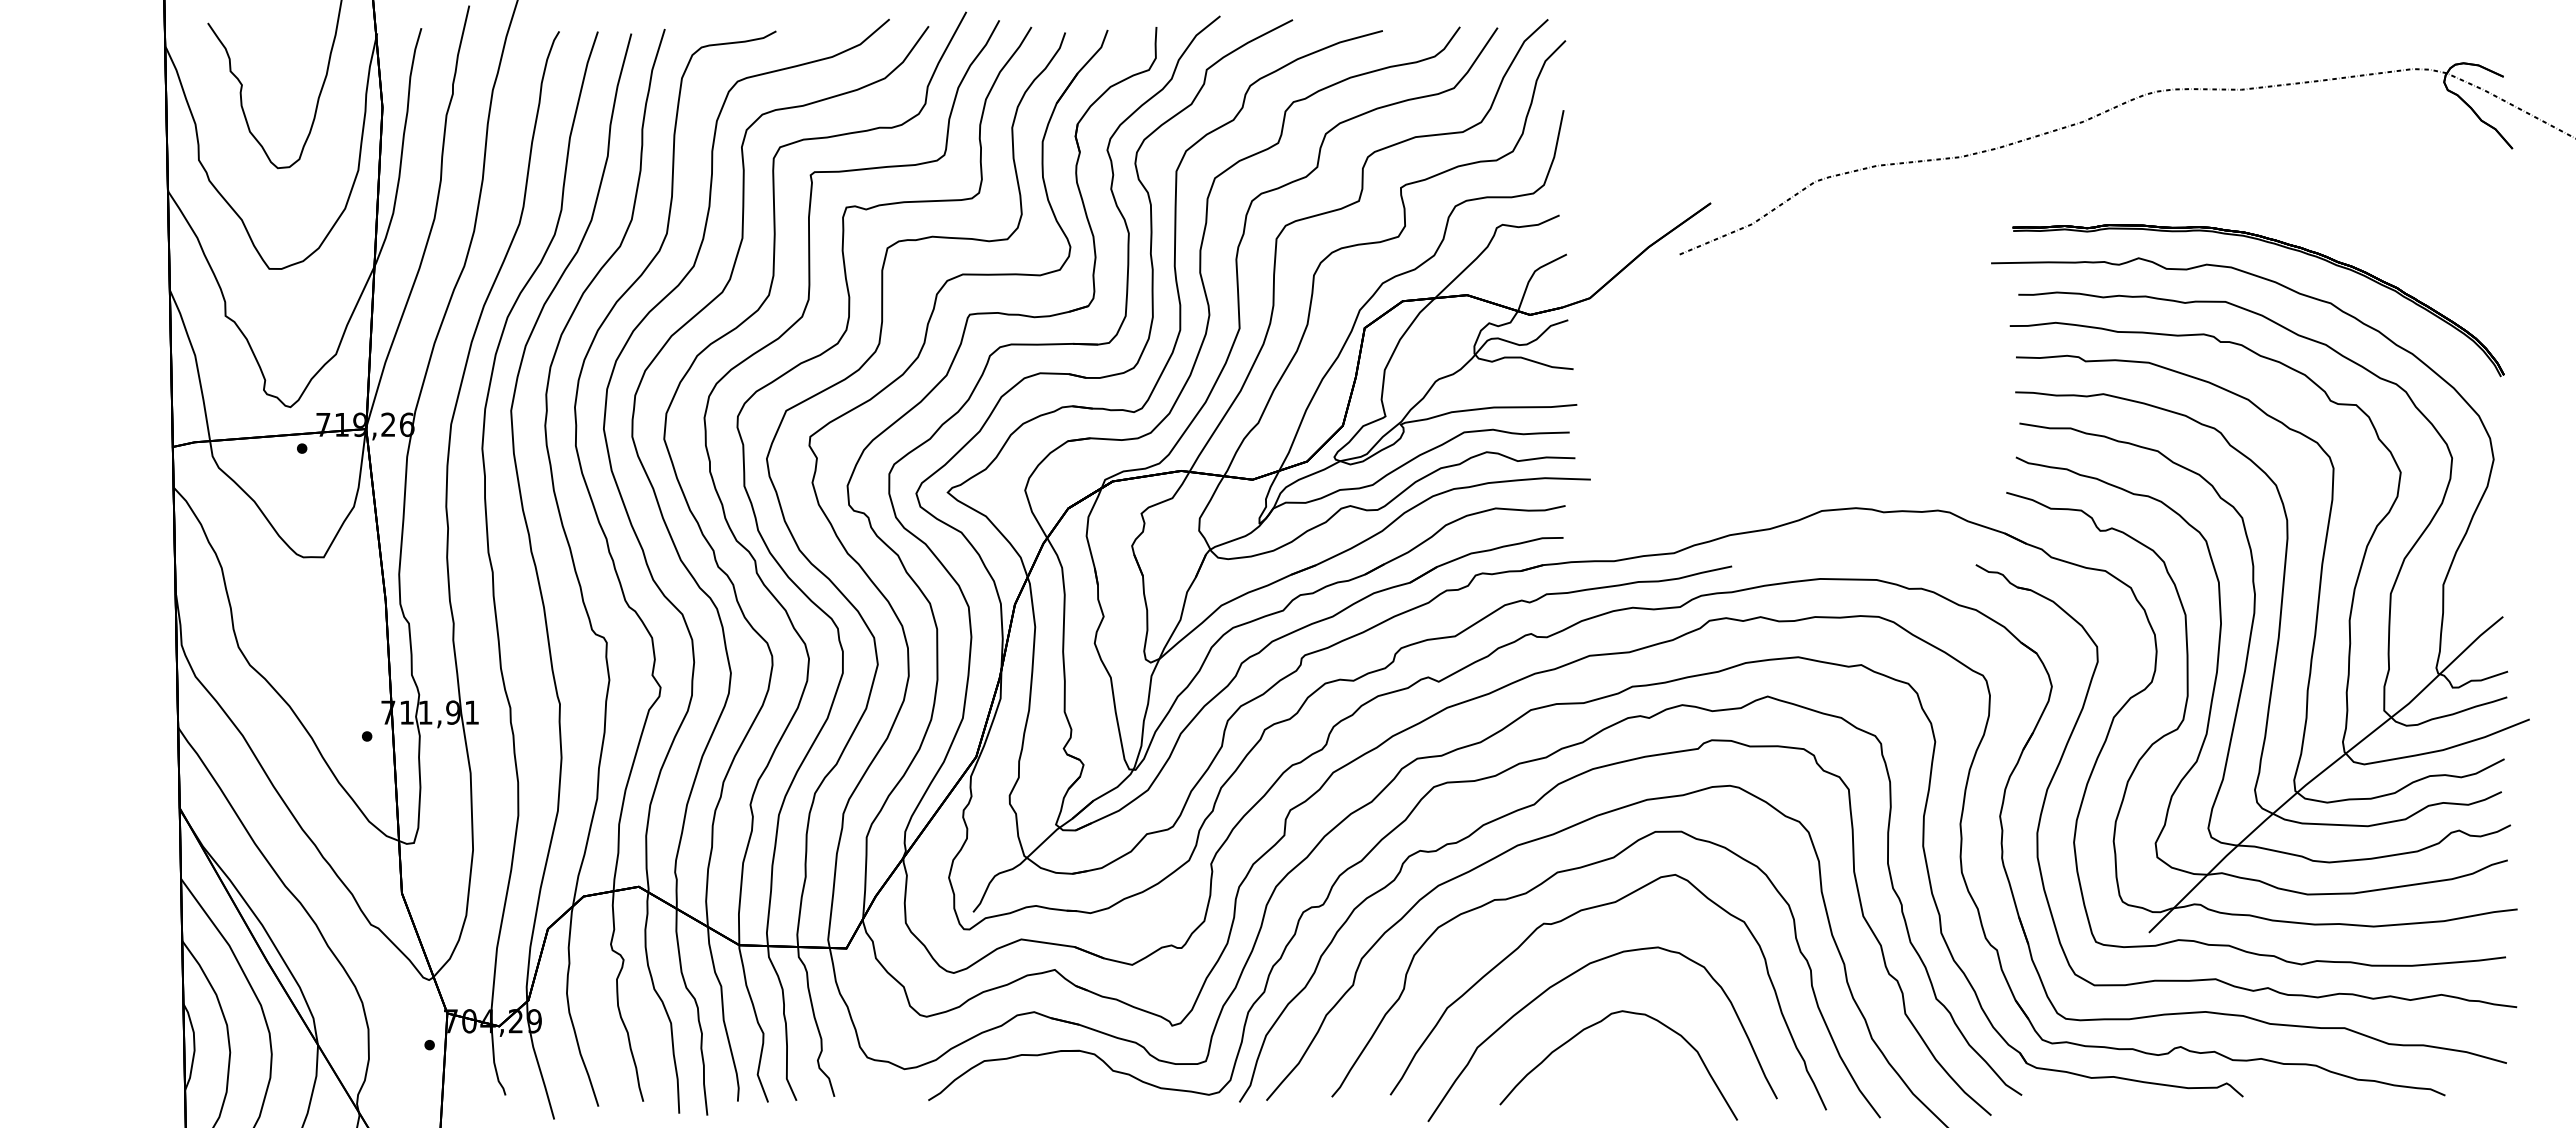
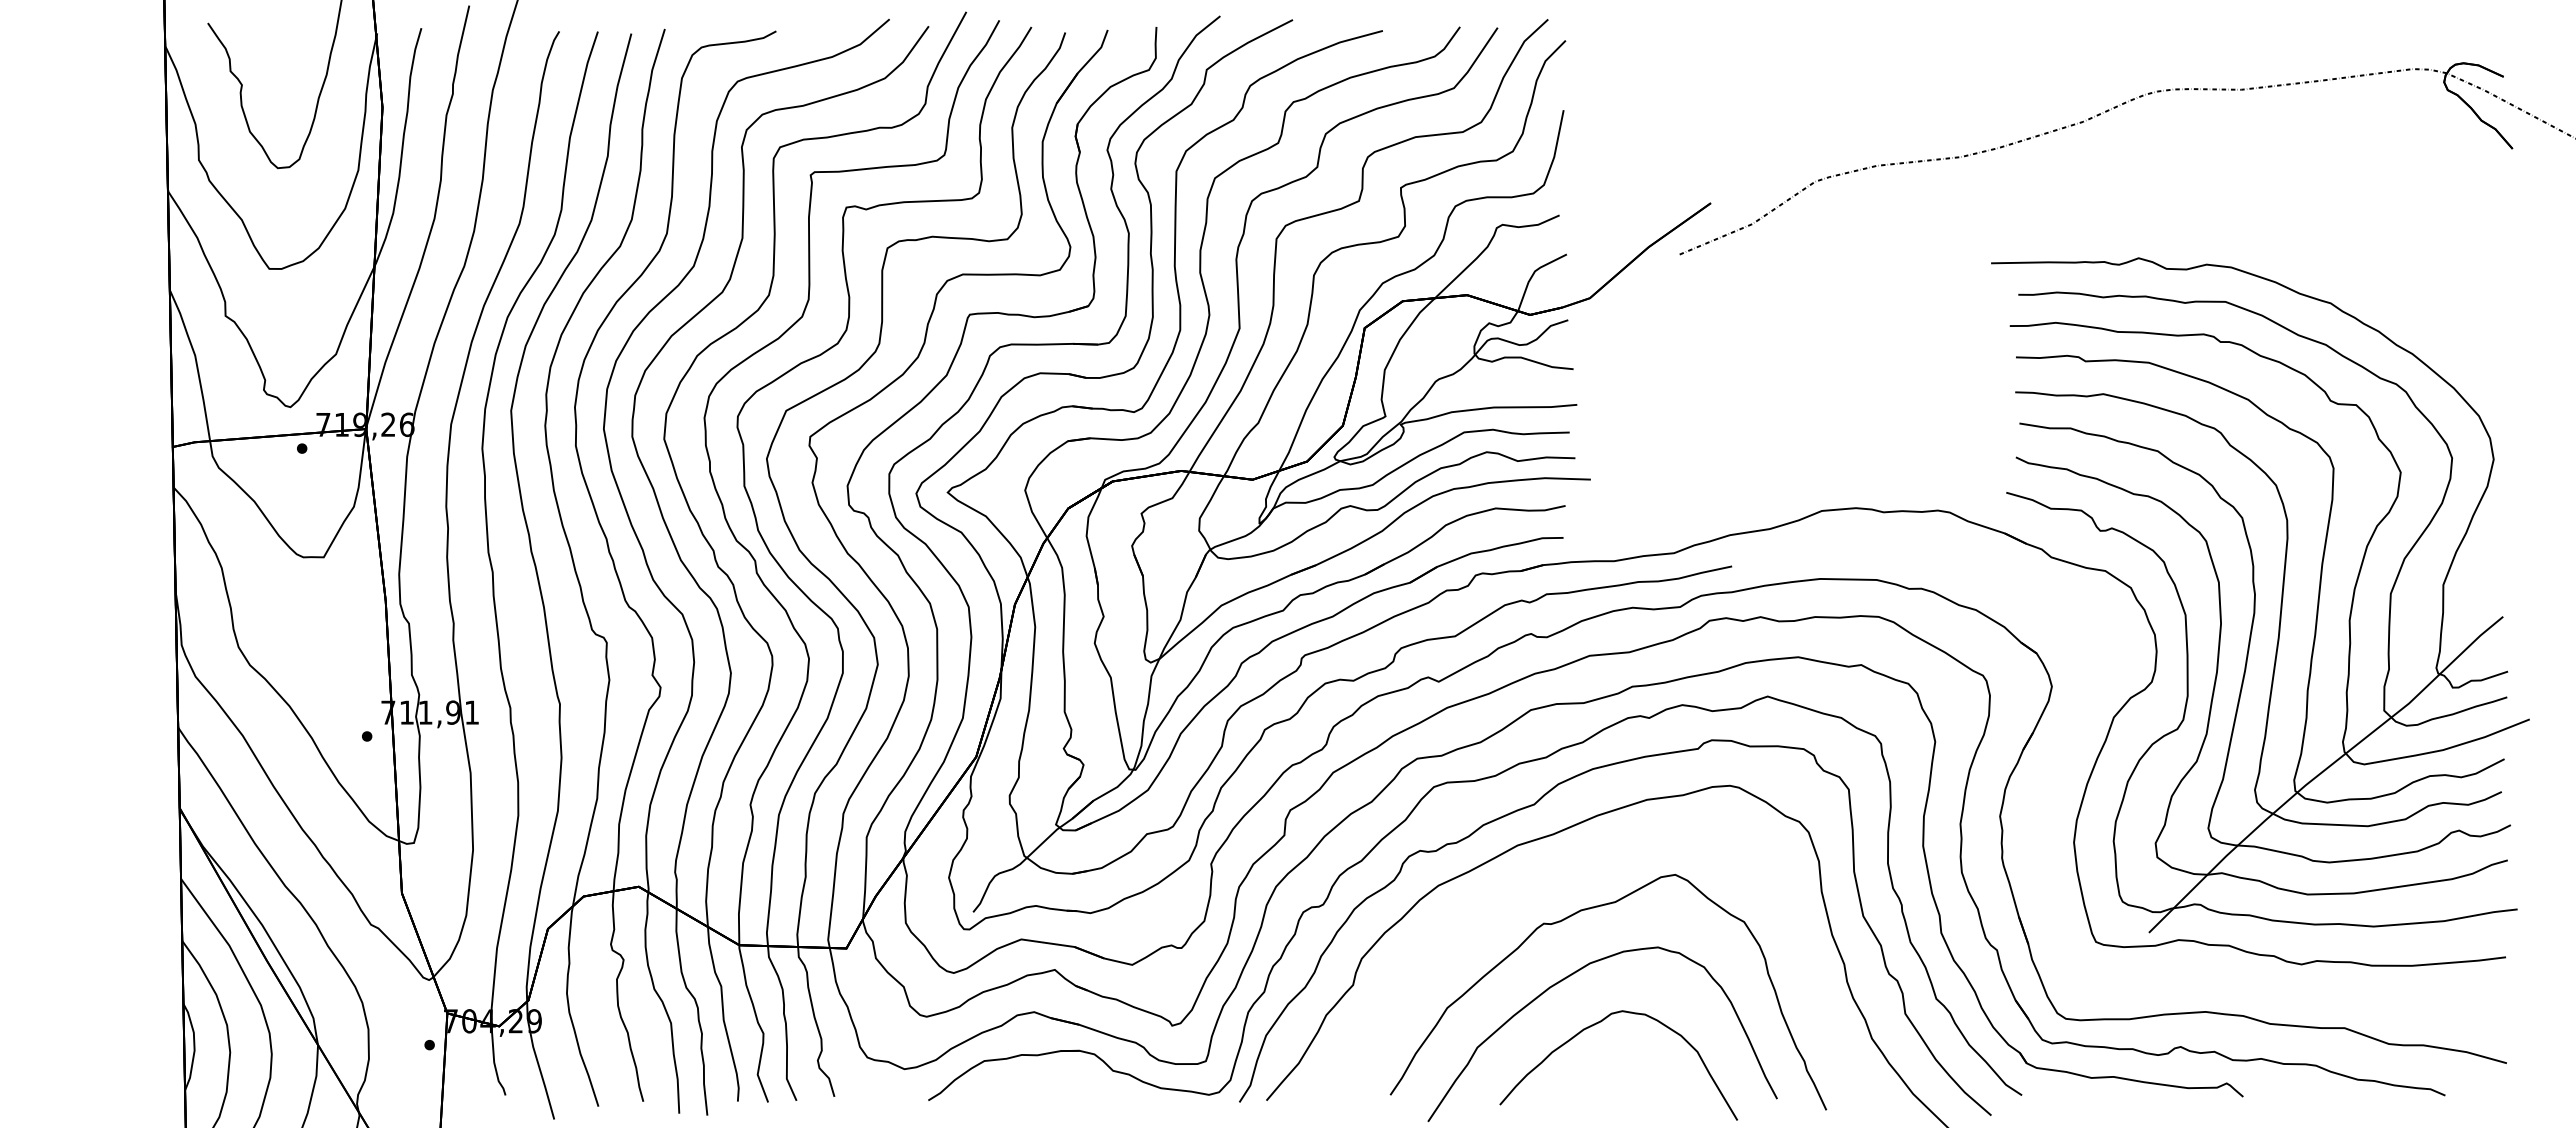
part: present -> none (2272, 244)
part: present -> none (2080, 716)
curve: present -> none (1577, 869)
